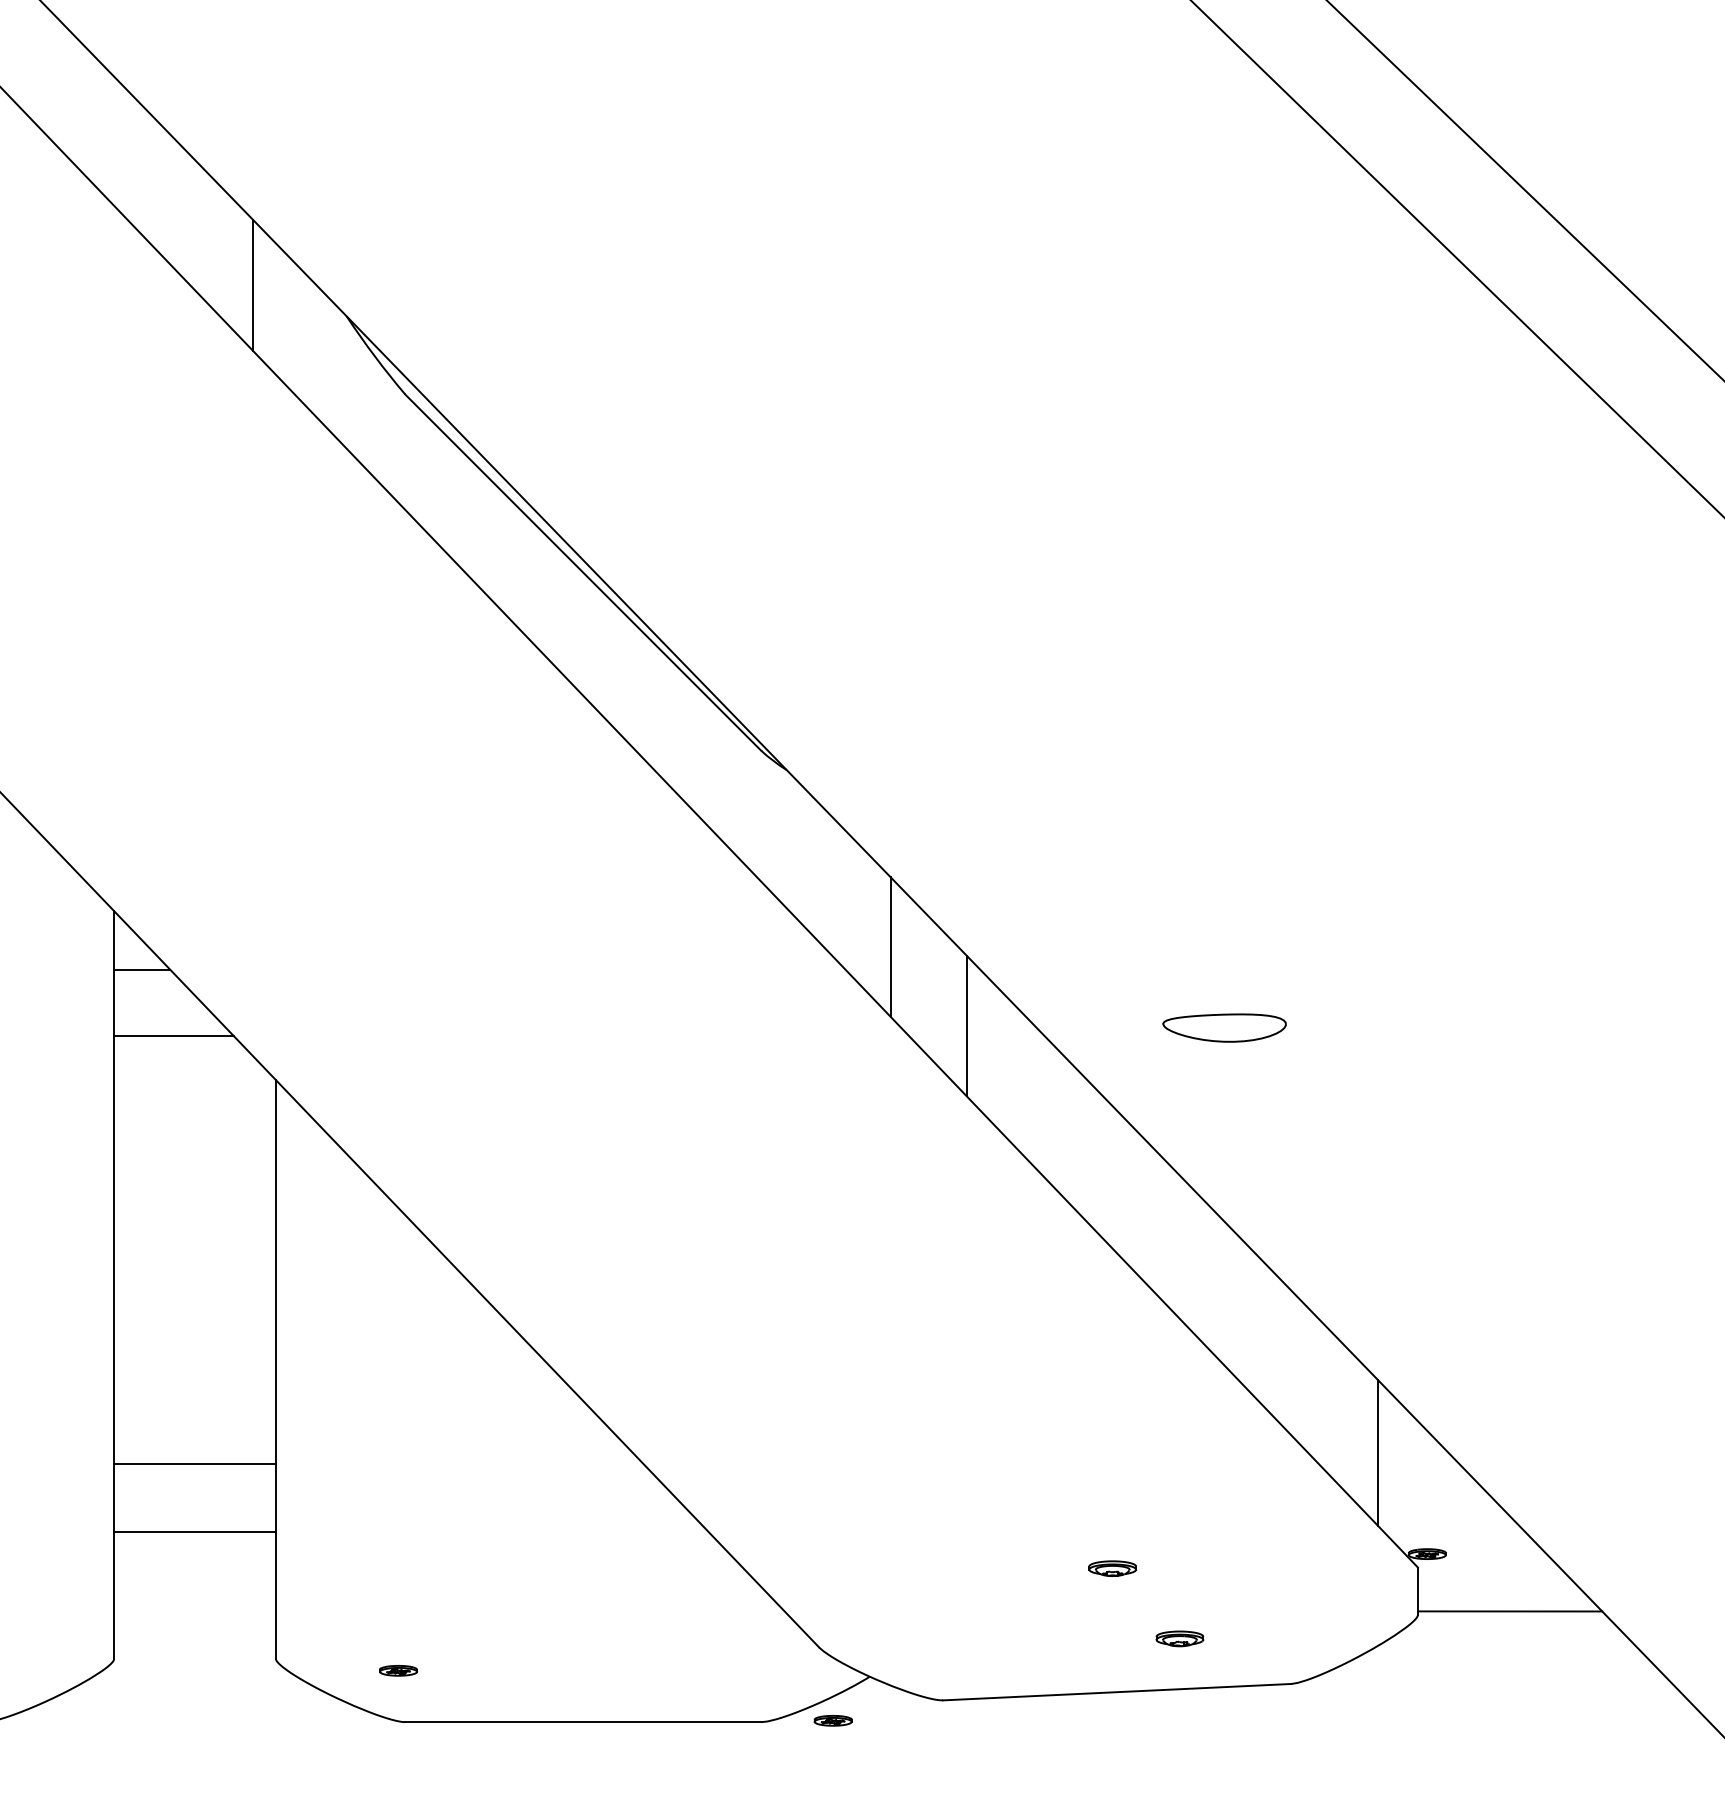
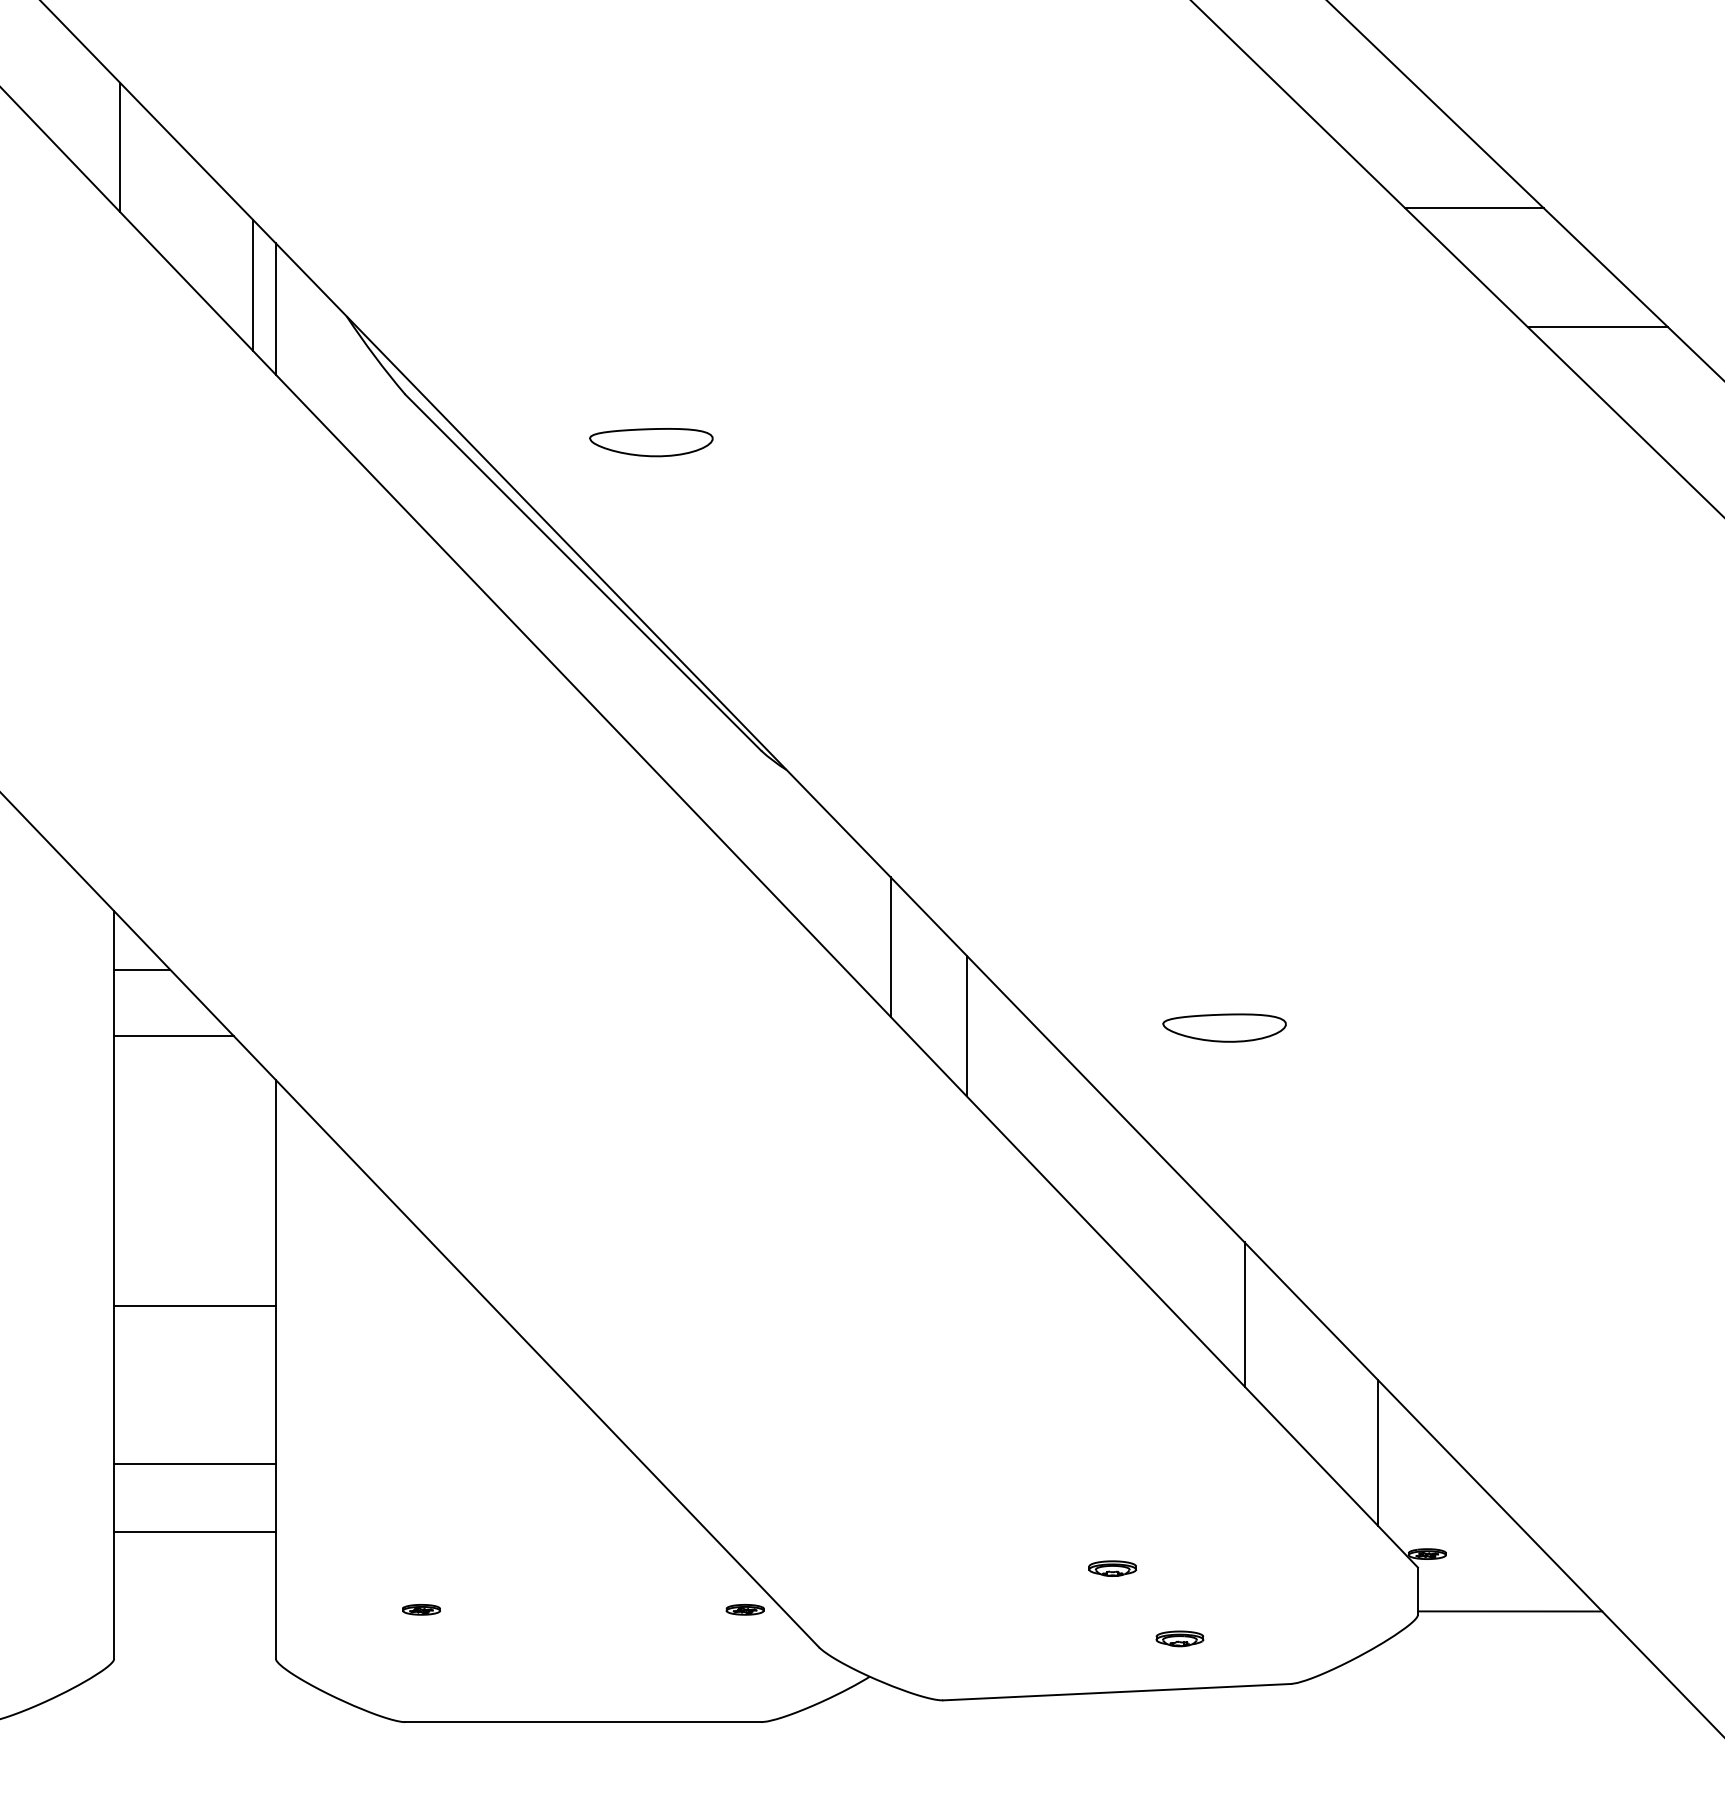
line: none -> present (120, 147)
line: none -> present (1474, 208)
line: none -> present (275, 308)
line: none -> present (1598, 327)
part: none -> present (651, 442)
line: none -> present (194, 1305)
line: none -> present (1244, 1314)
part position: (398, 1670) -> (421, 1609) (421, 1609)
part position: (832, 1720) -> (744, 1609) (744, 1609)
